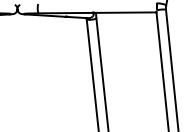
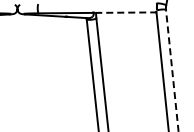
line: solid -> dashed (125, 12)
line: solid -> dashed (172, 70)
